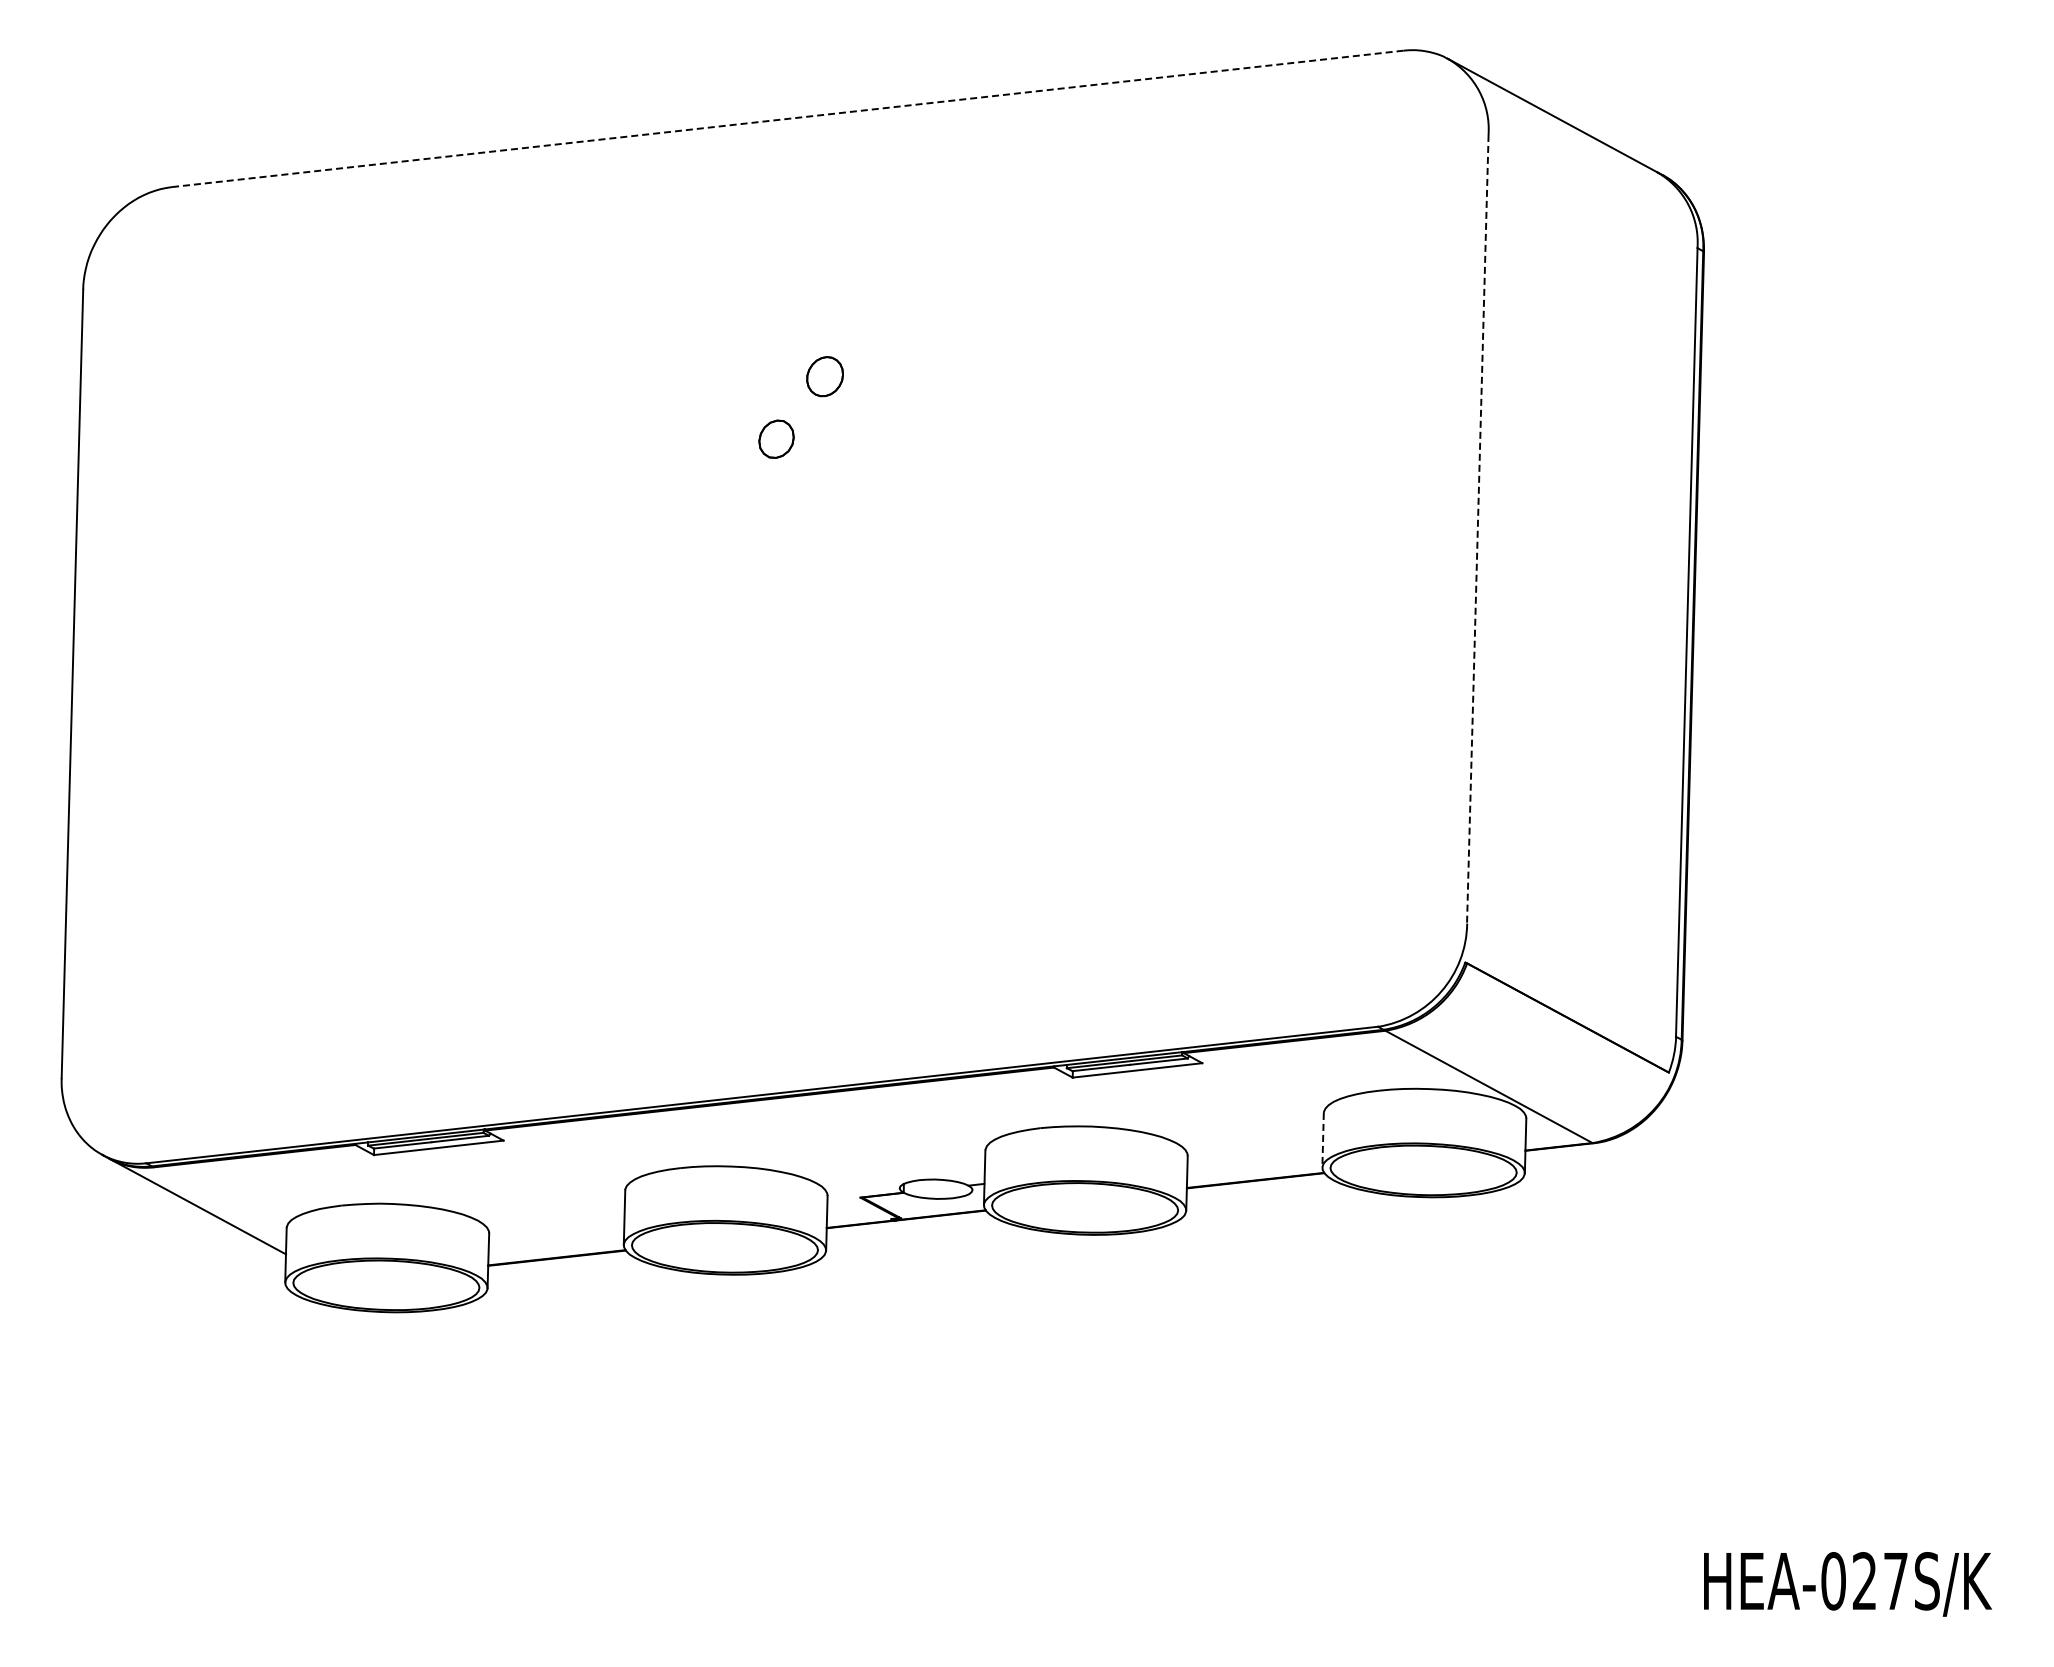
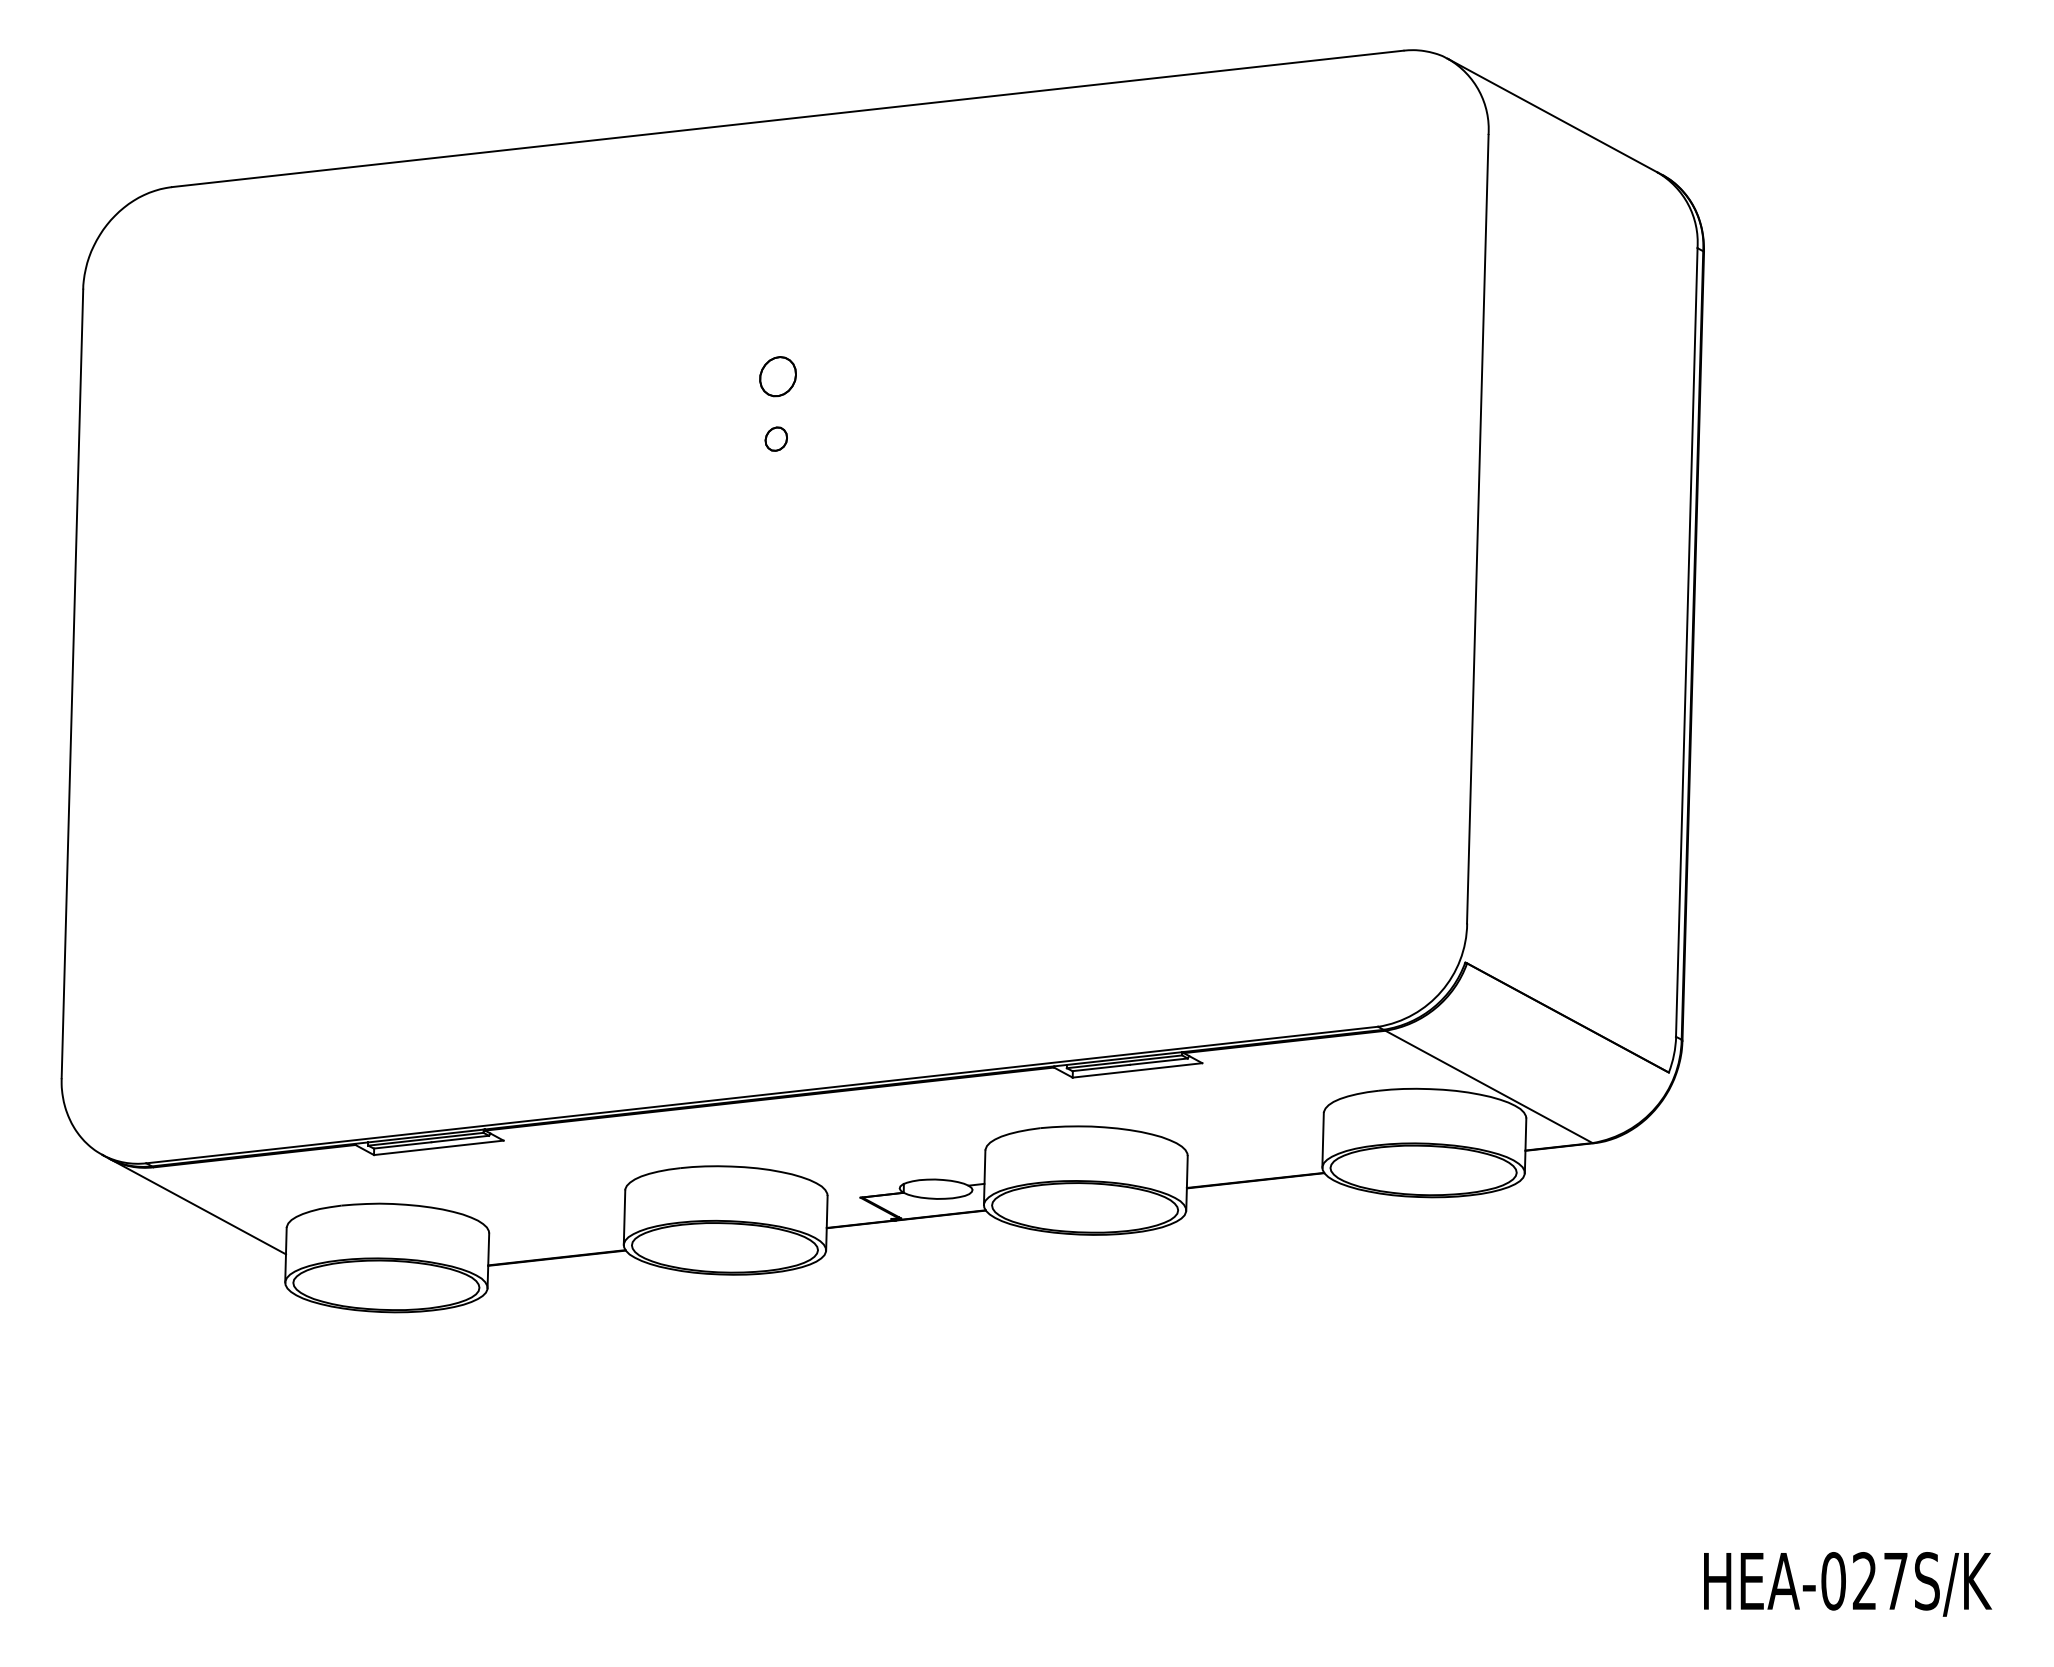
line: dashed -> solid (787, 118)
part position: (824, 376) -> (777, 376) (777, 376)
part size: 37x40 px -> 24x26 px (775, 438)
line: dashed -> solid (1477, 529)
line: dashed -> solid (1323, 1140)
